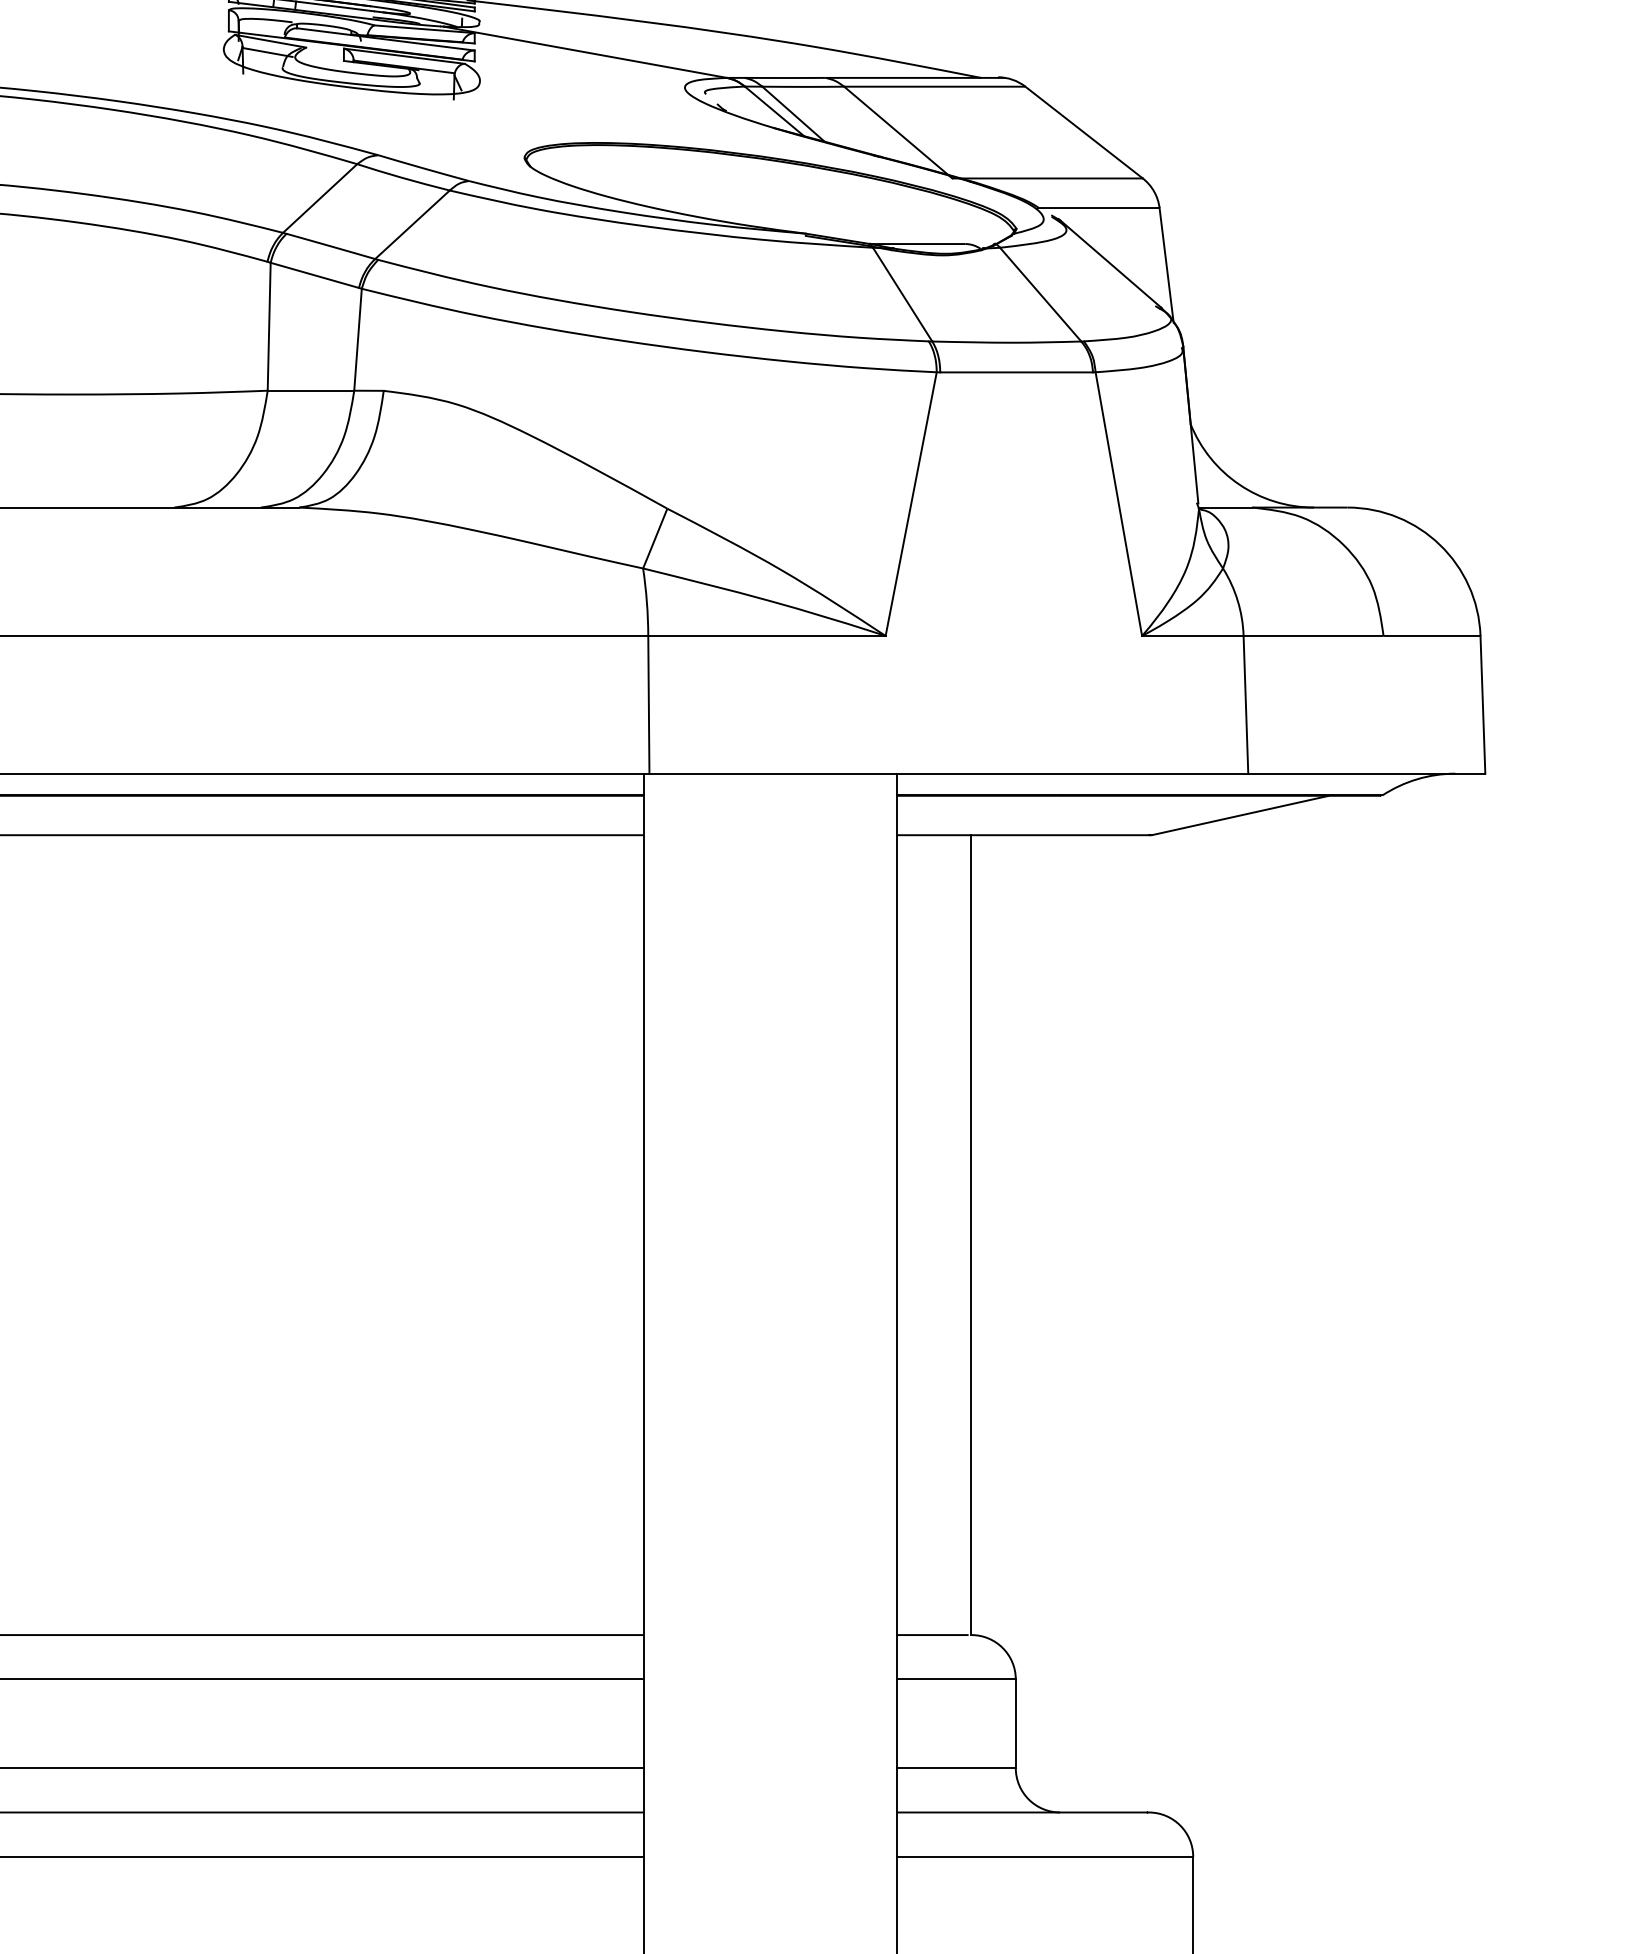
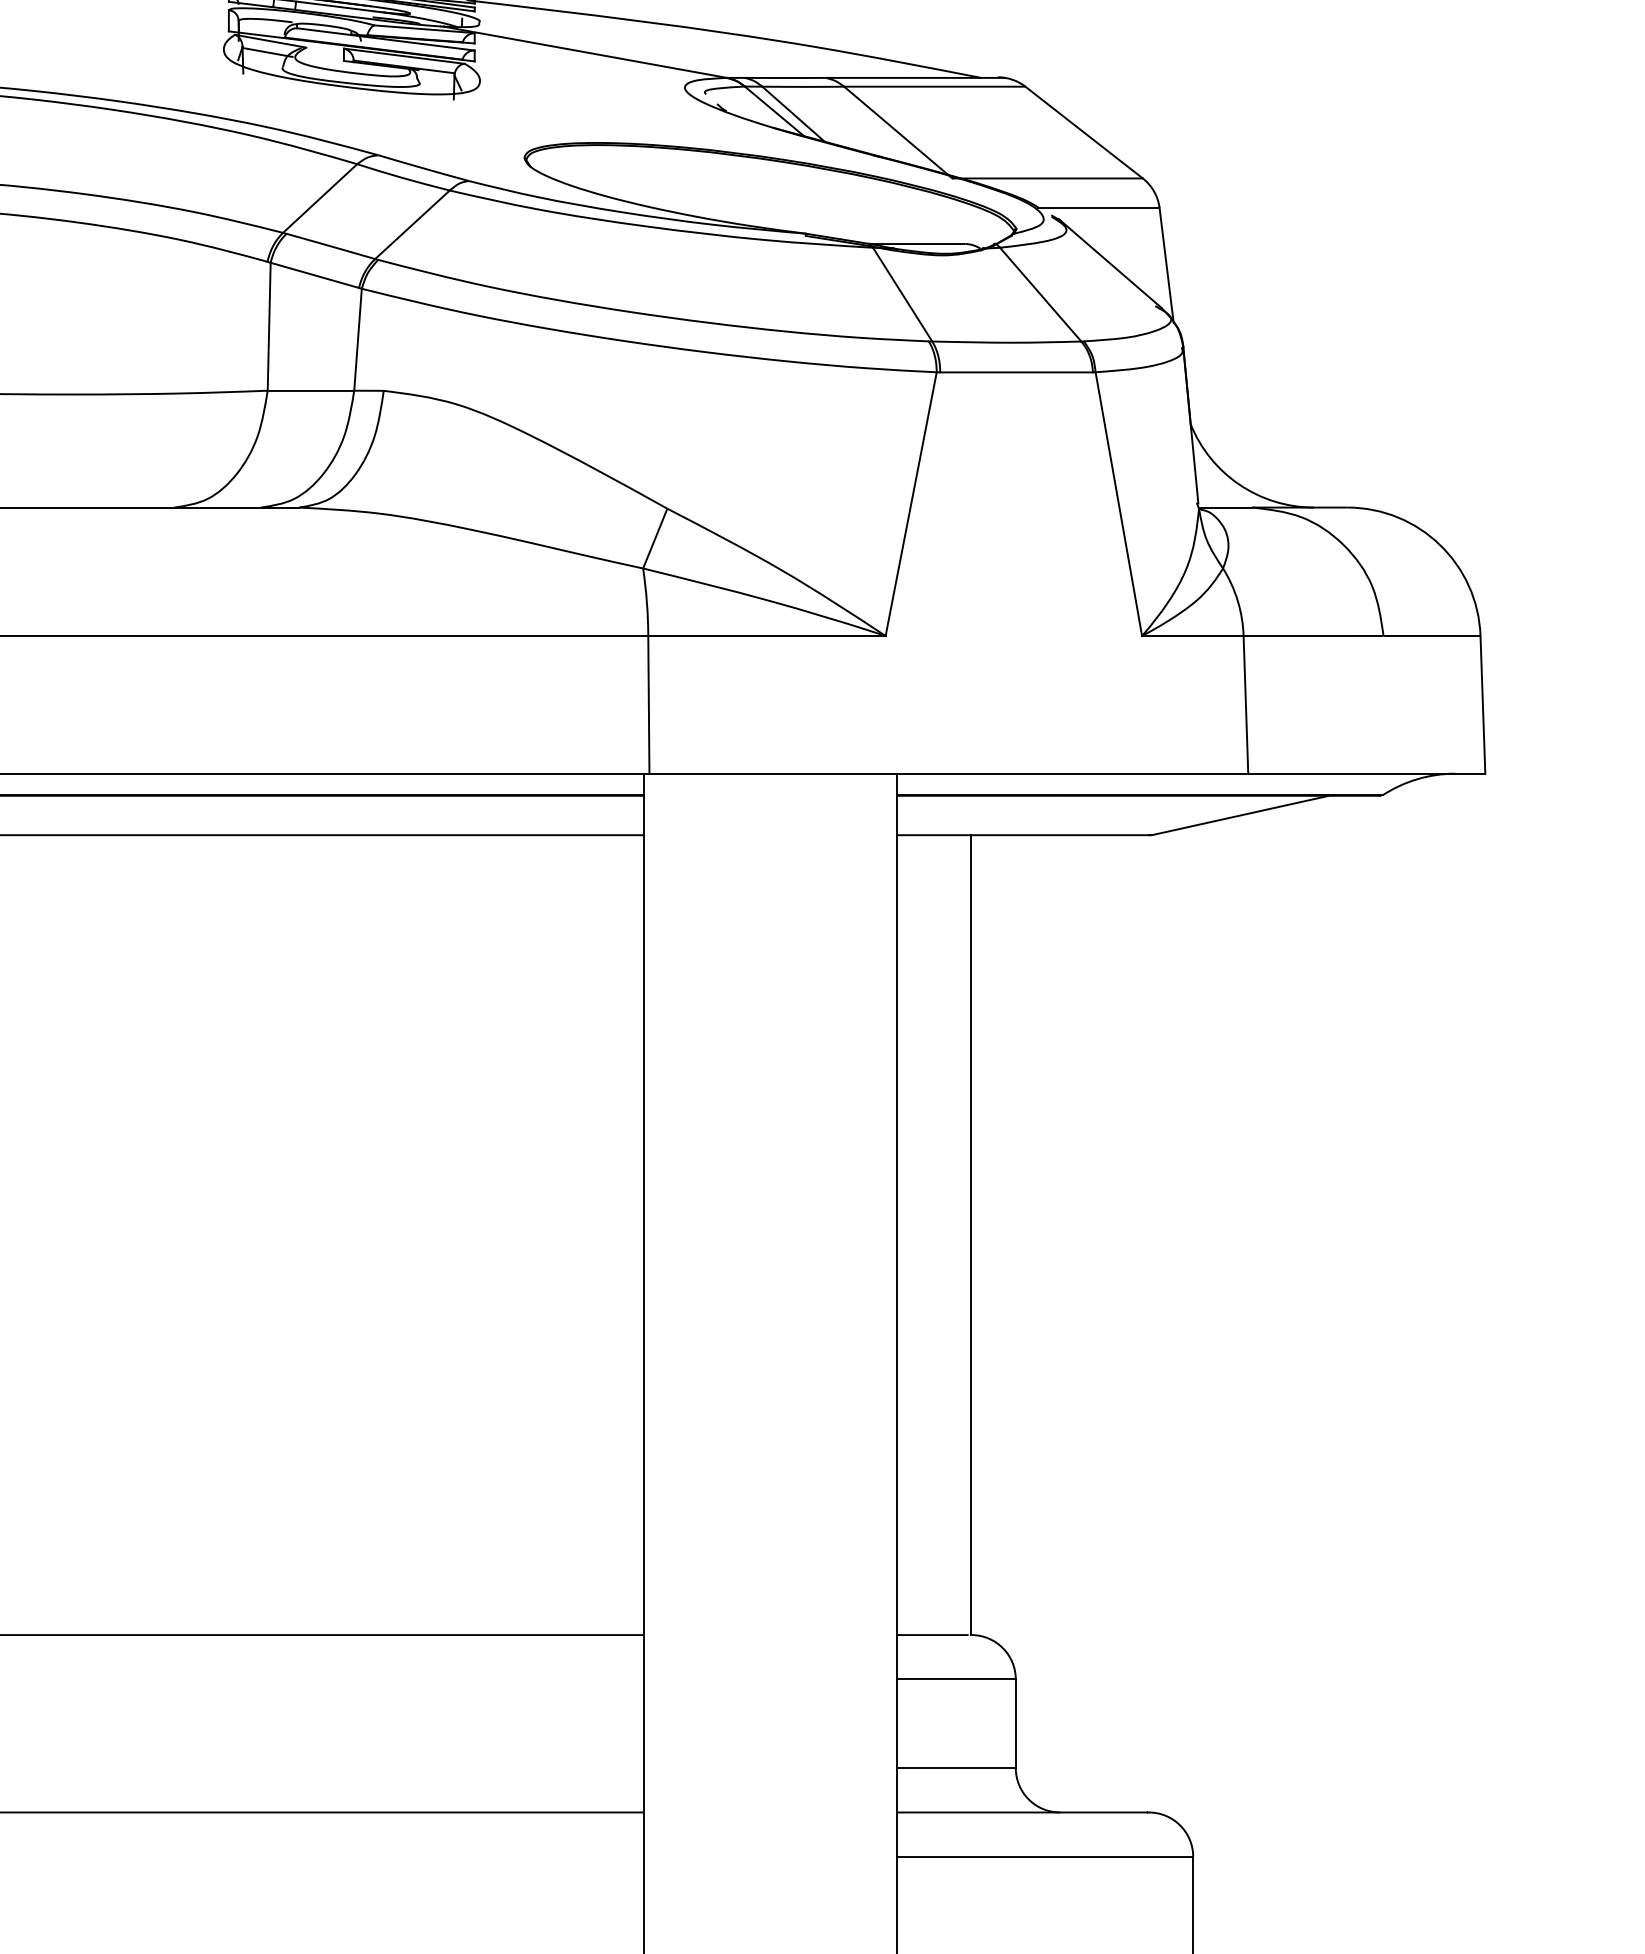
line: present -> none (322, 1679)
line: present -> none (322, 1768)
line: present -> none (322, 1856)
